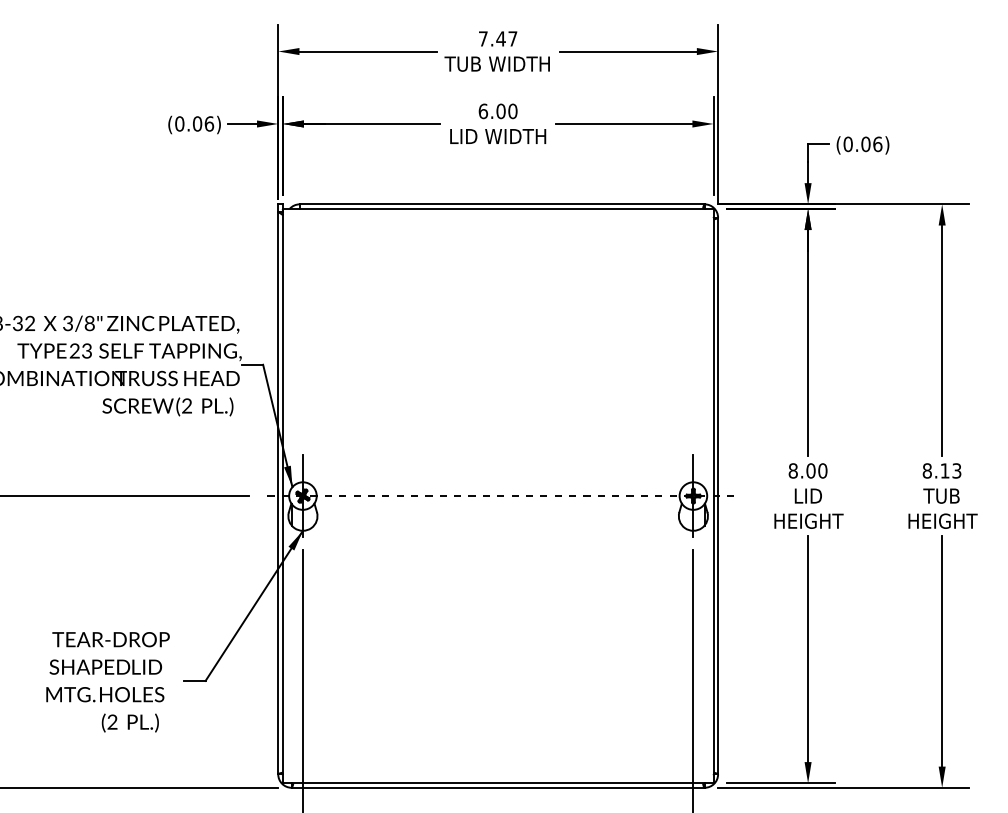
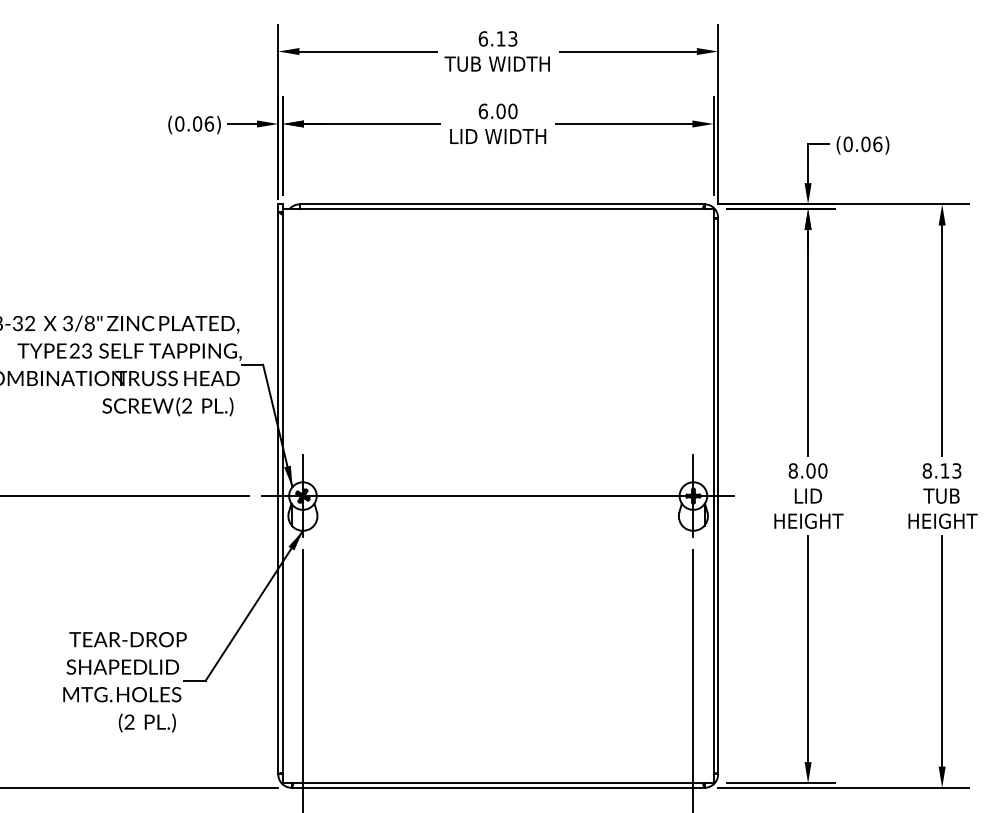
text: 7.47 -> 6.13 (497, 38)
line: dashed -> solid (498, 496)
text position: (107, 682) -> (124, 682) (124, 682)
